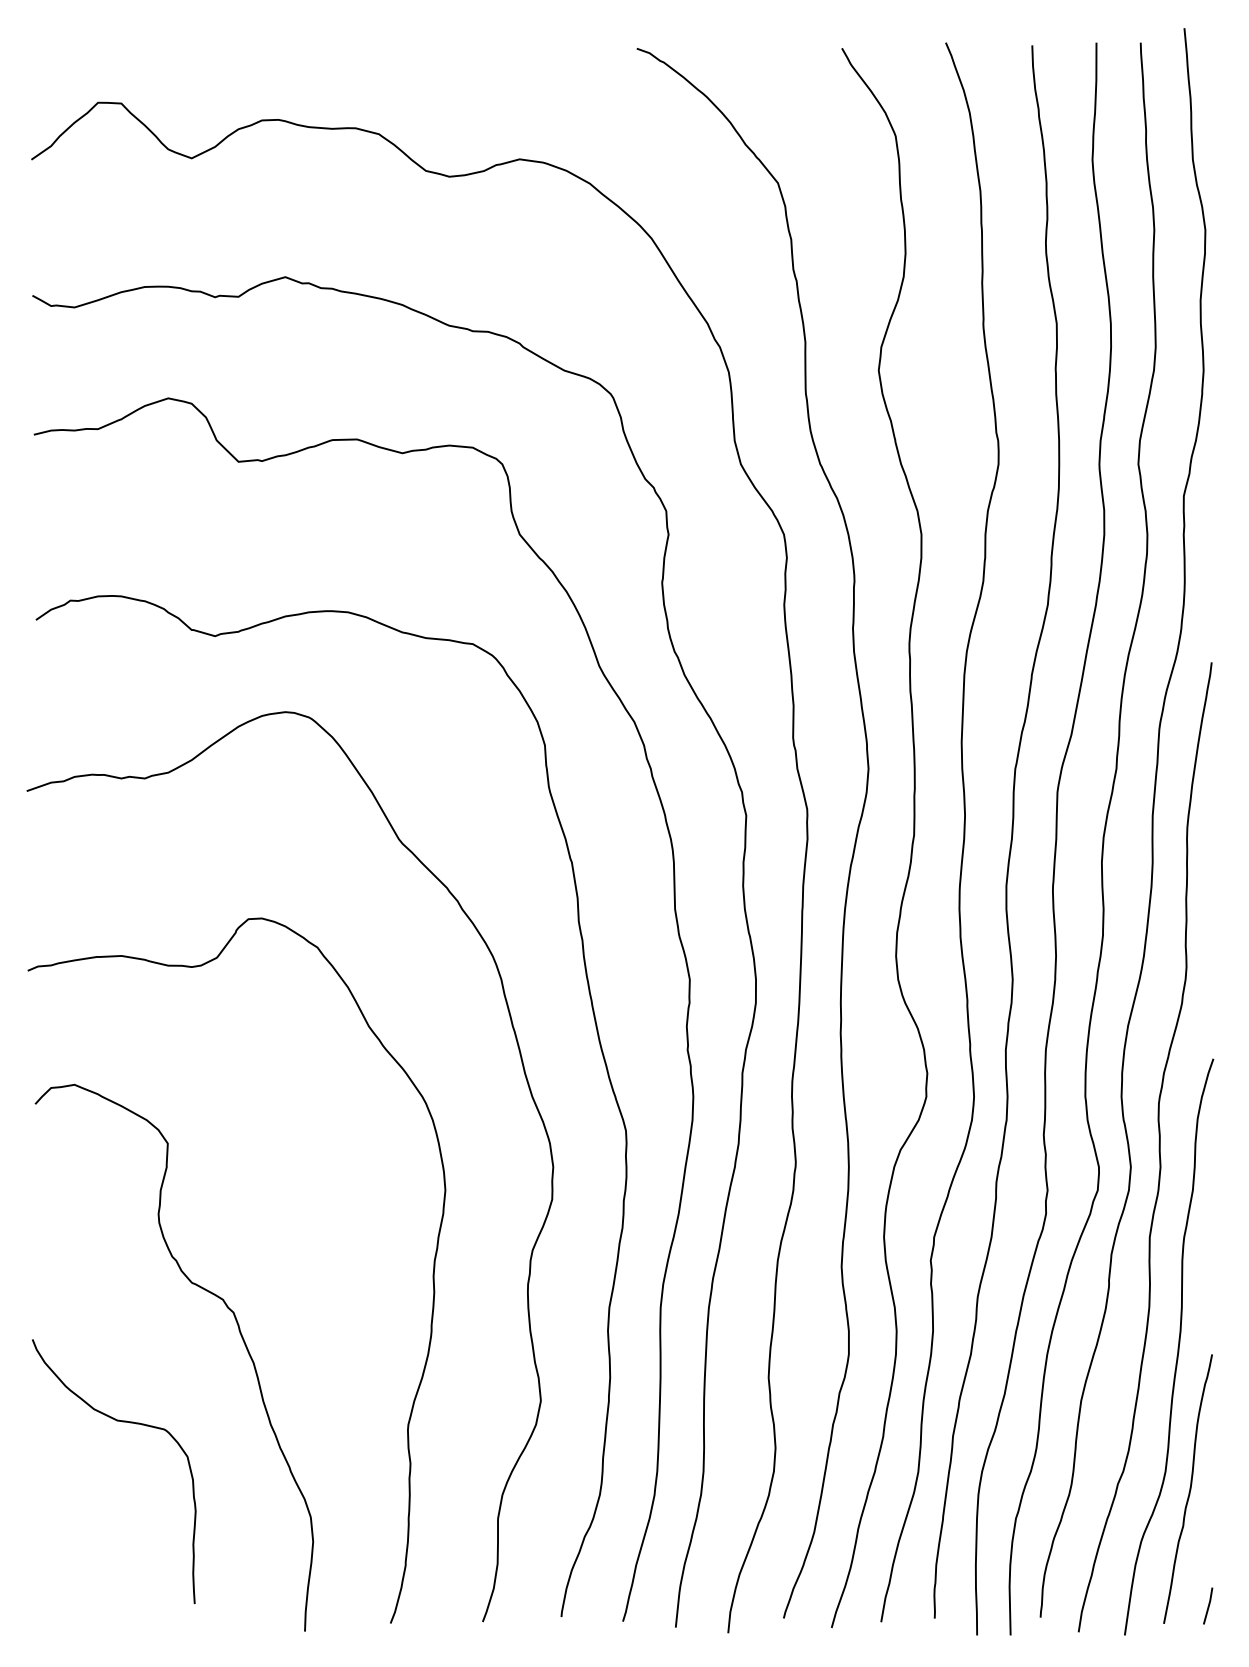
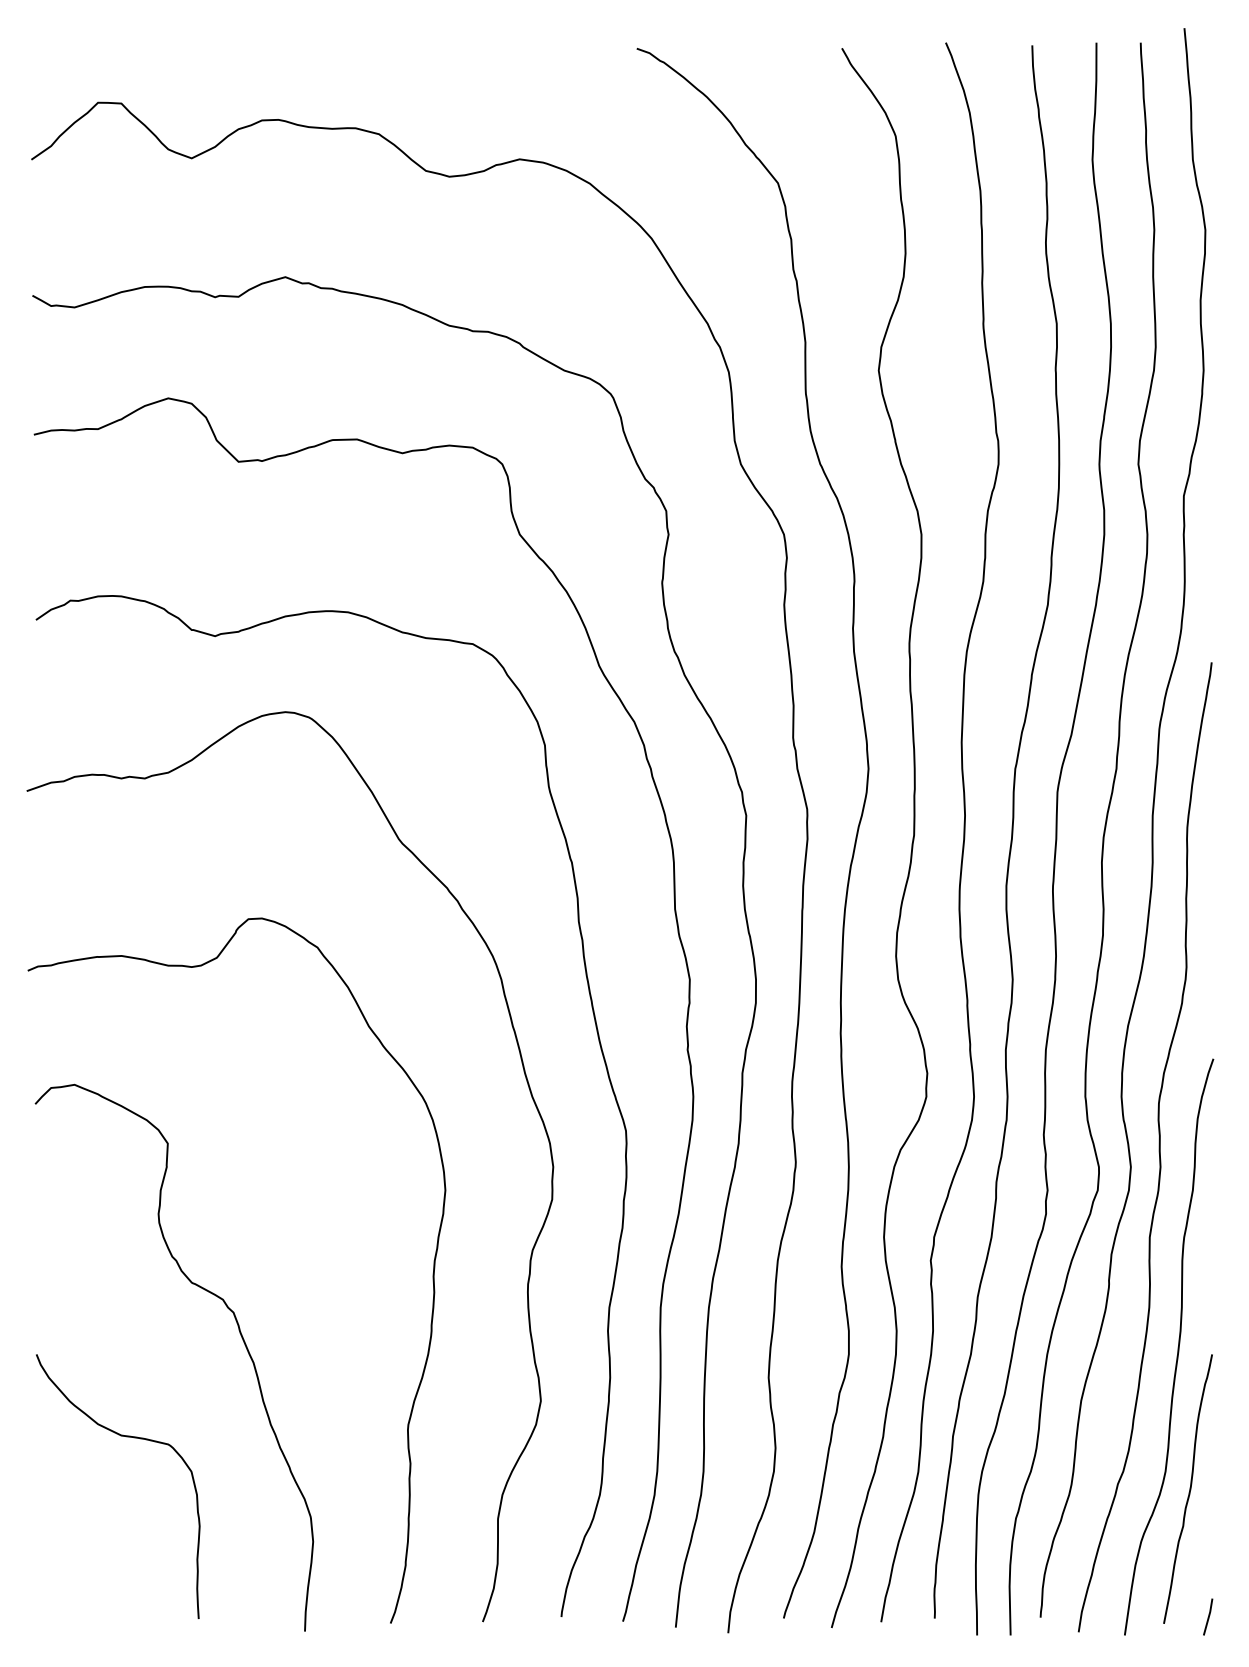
curve position: (122, 1422) -> (126, 1437) (126, 1437)
line position: (1208, 1605) -> (1208, 1616) (1208, 1616)
